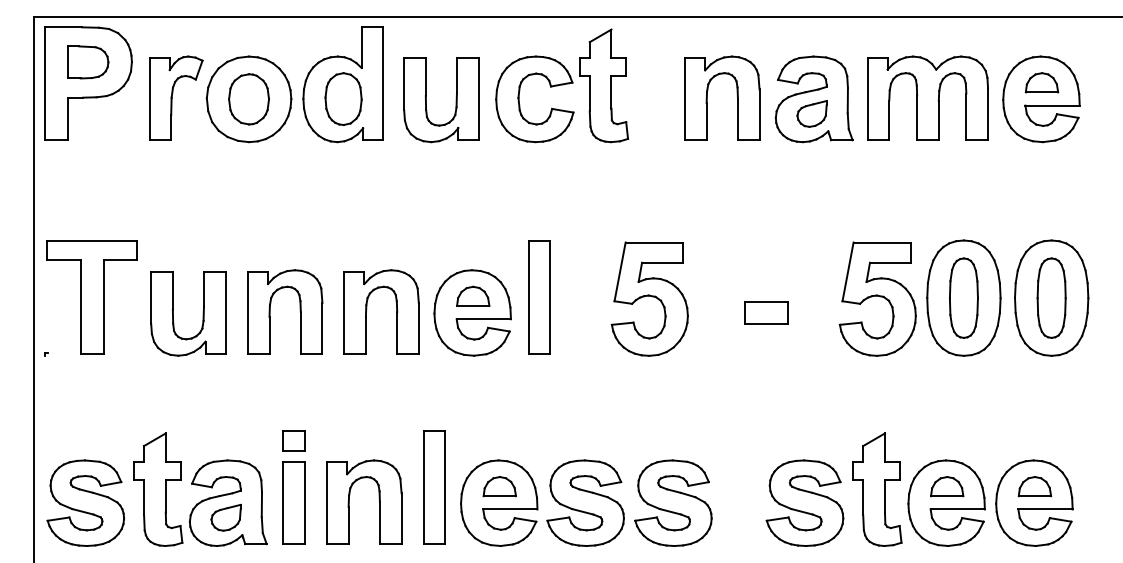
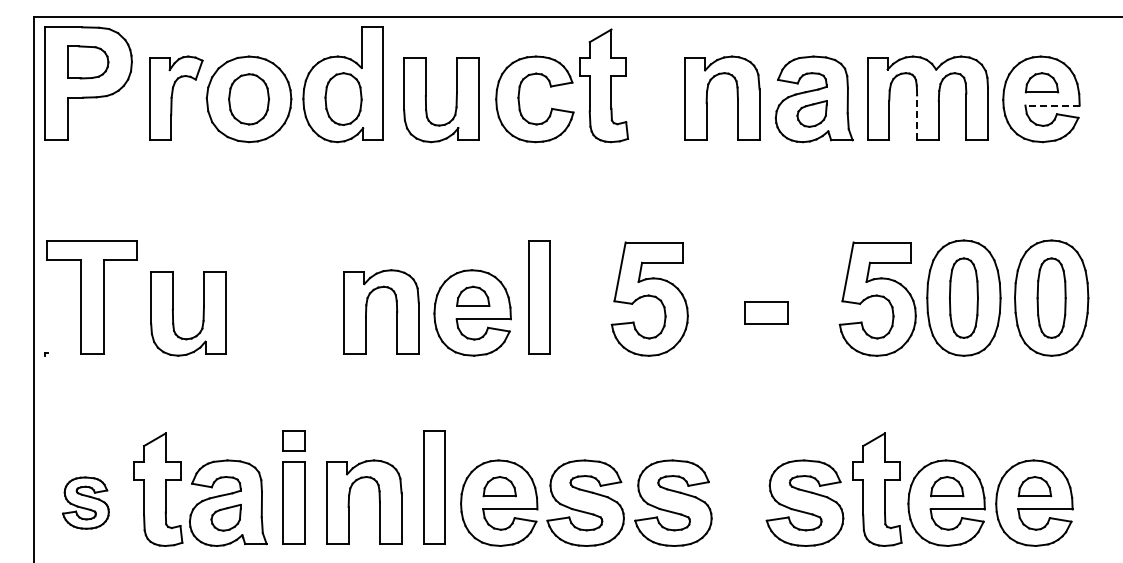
line: solid -> dashed (1052, 105)
line: solid -> dashed (917, 117)
part: present -> none (299, 311)
part size: 80x88 px -> 48x54 px (85, 502)
